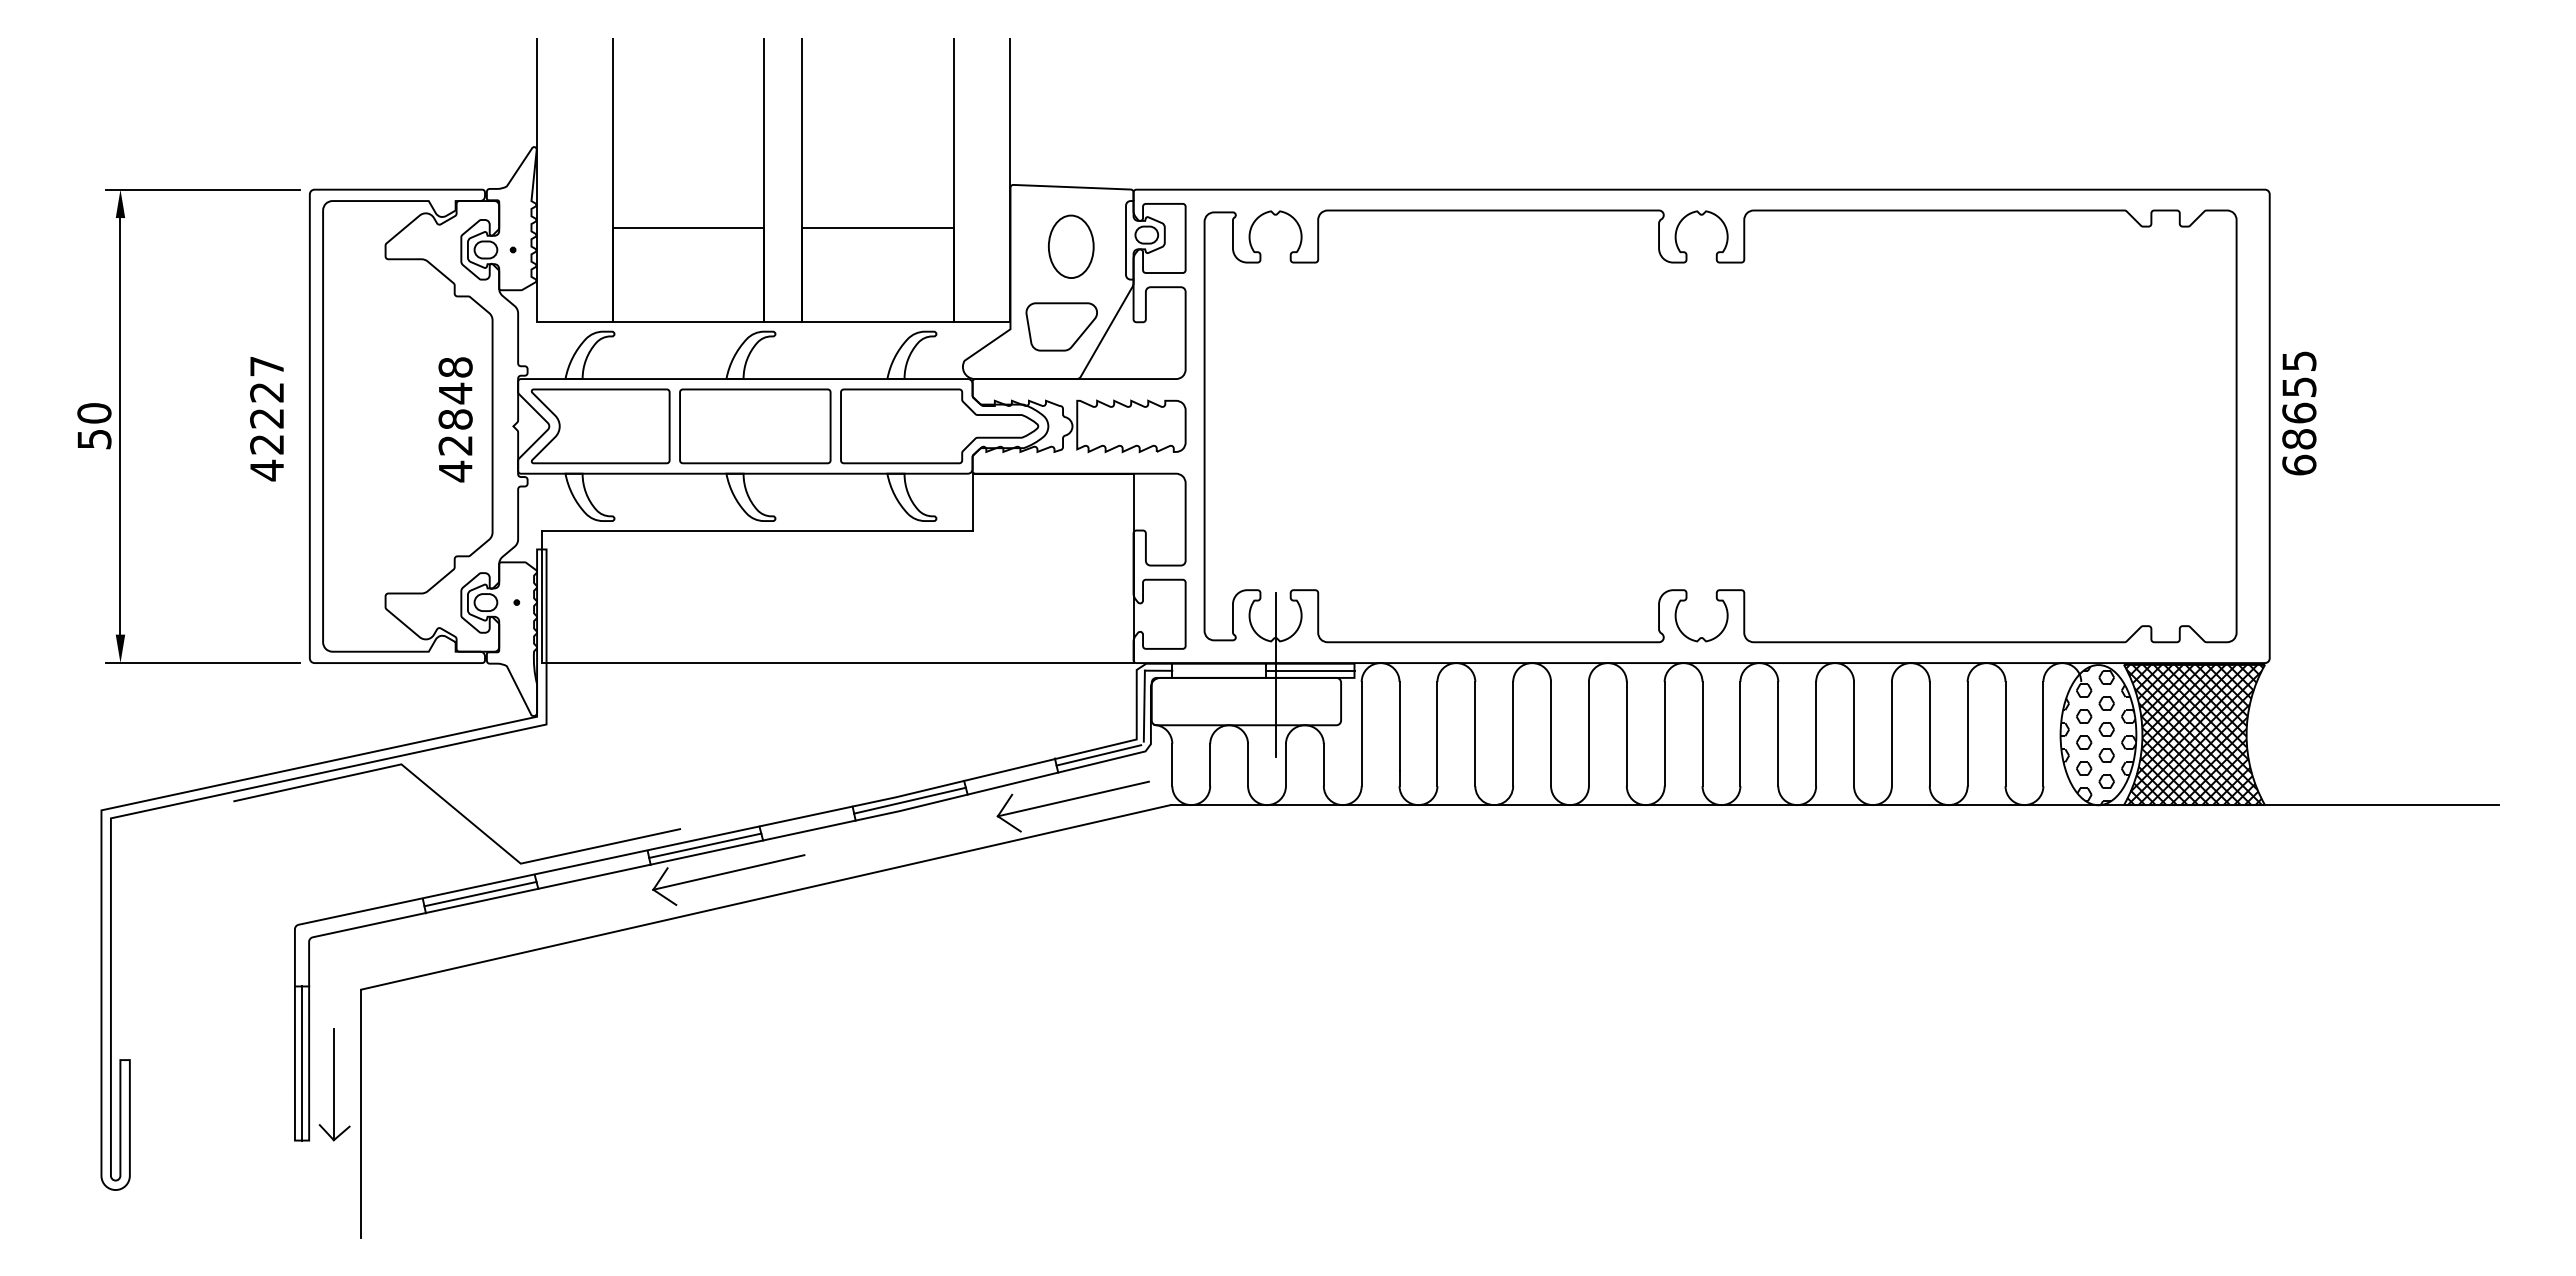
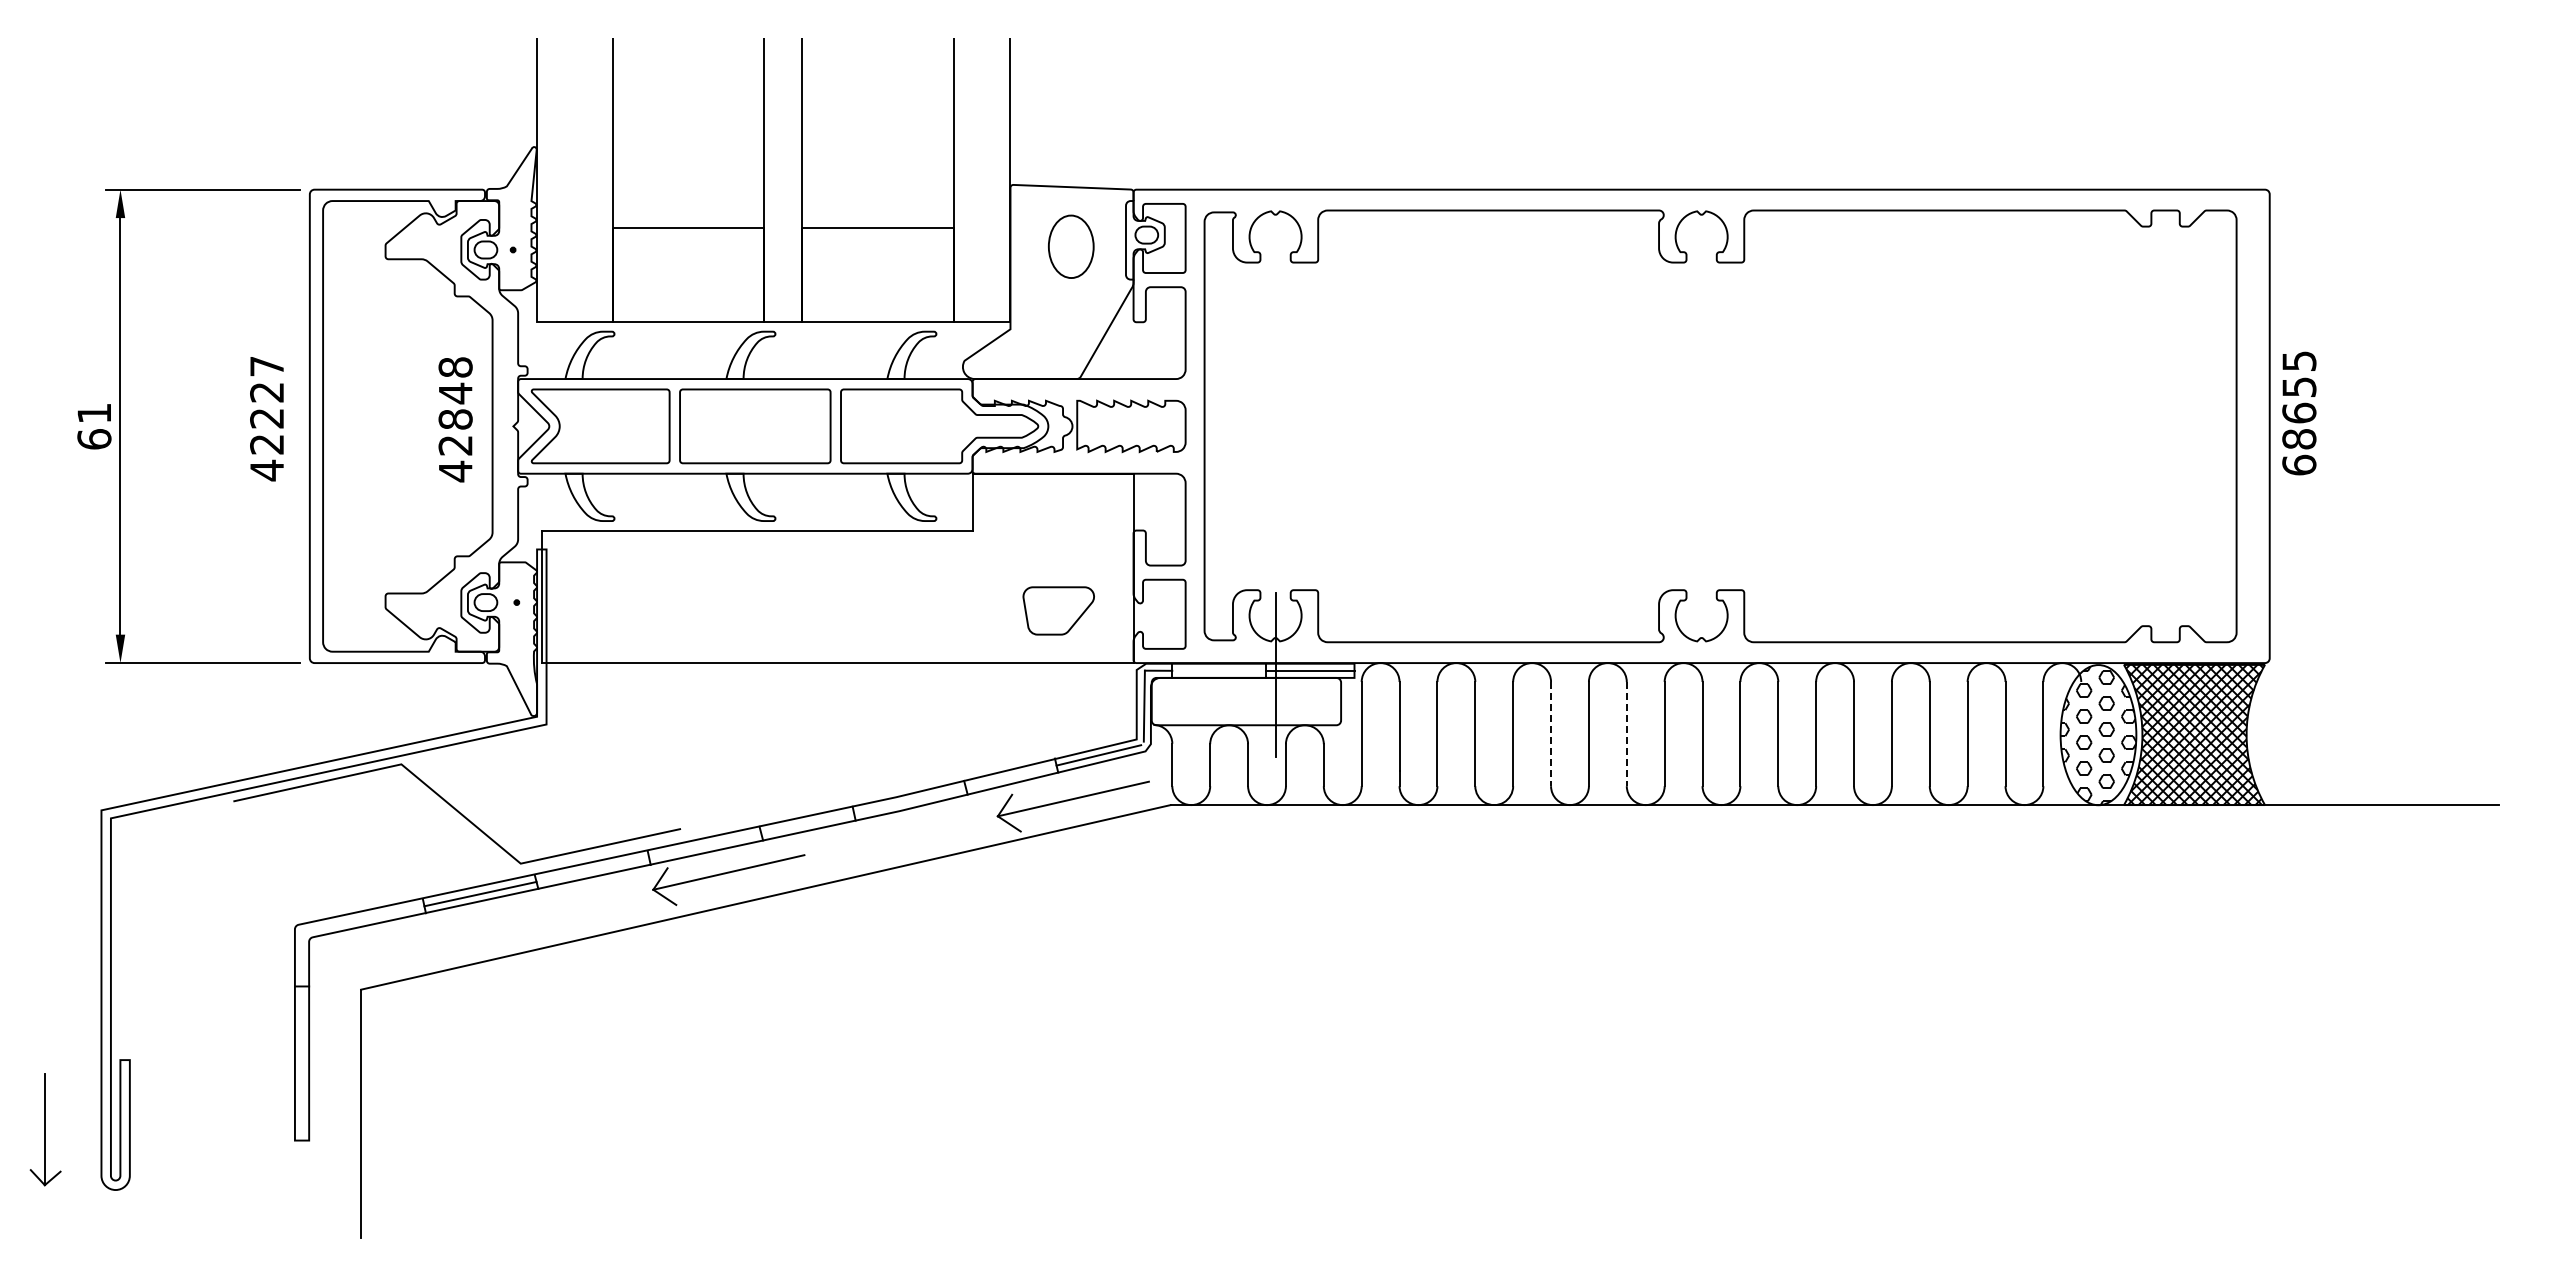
part position: (1061, 326) -> (1058, 610) (1058, 610)
text: 50 -> 61 (94, 426)
line: solid -> dashed (1551, 734)
line: solid -> dashed (1626, 734)
line: present -> none (909, 800)
line: present -> none (705, 845)
line: present -> none (302, 1063)
part position: (334, 1084) -> (45, 1129) (45, 1129)
